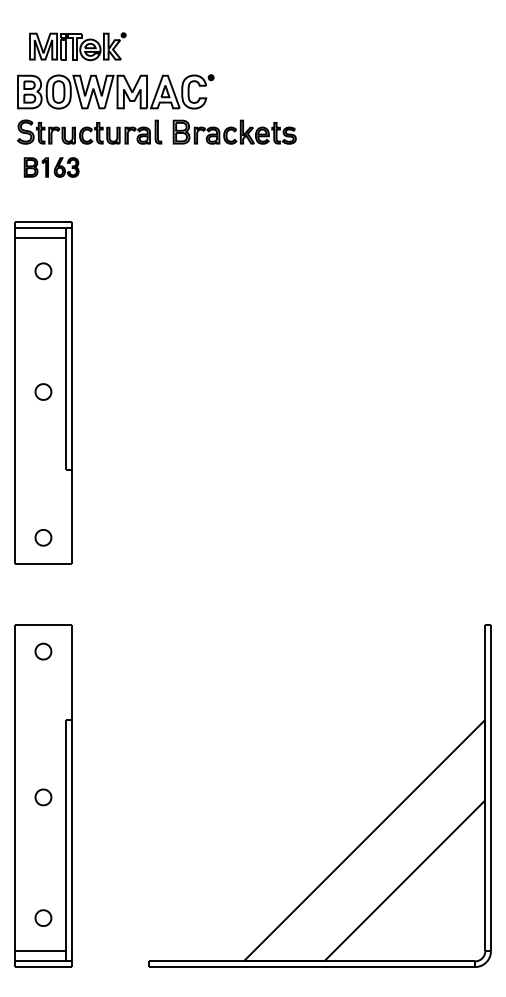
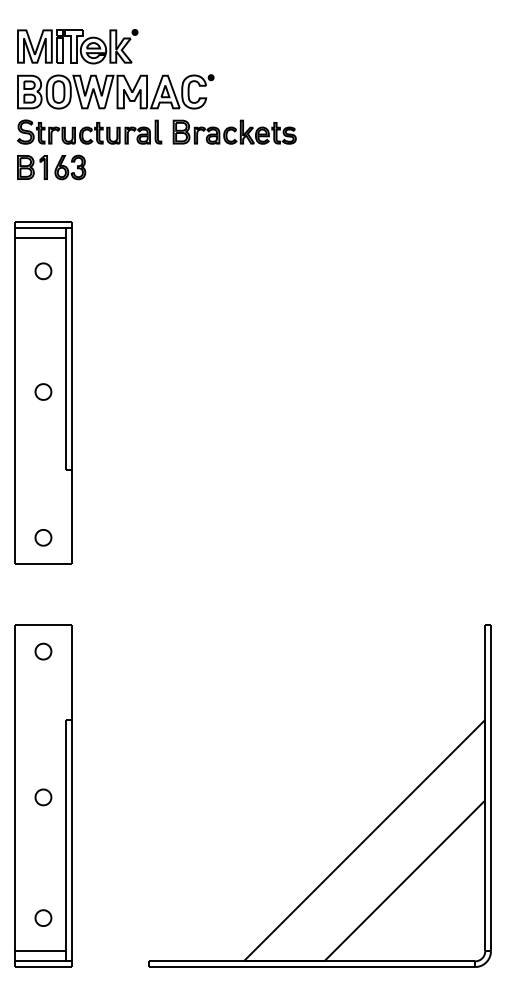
part size: 98x30 px -> 122x36 px (77, 46)
part size: 57x21 px -> 70x27 px (51, 167)
